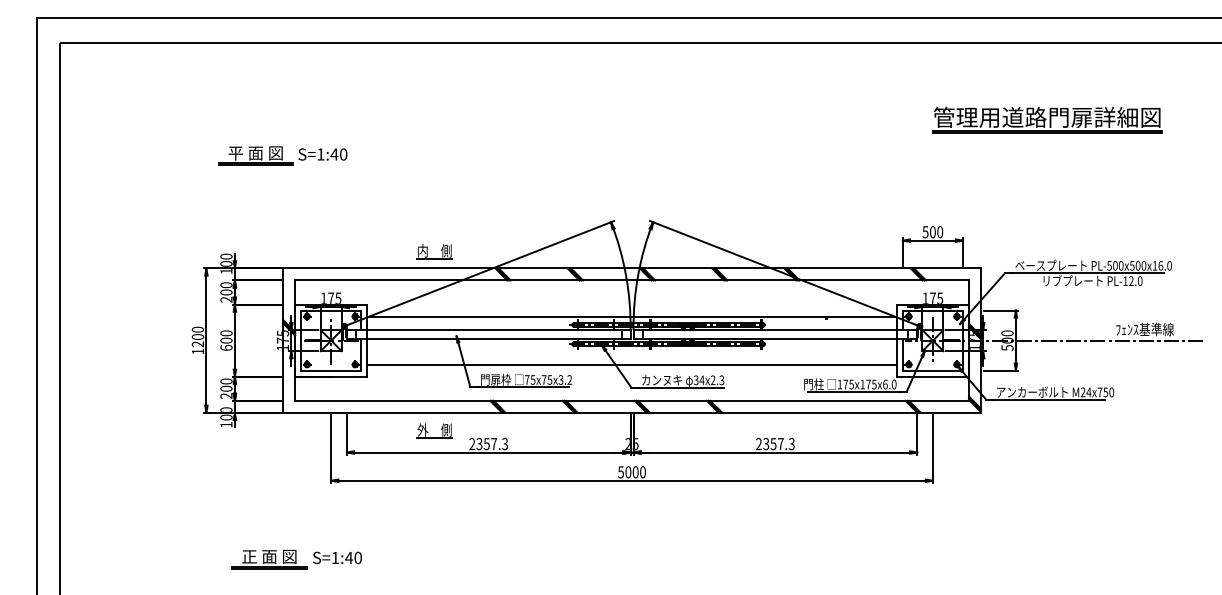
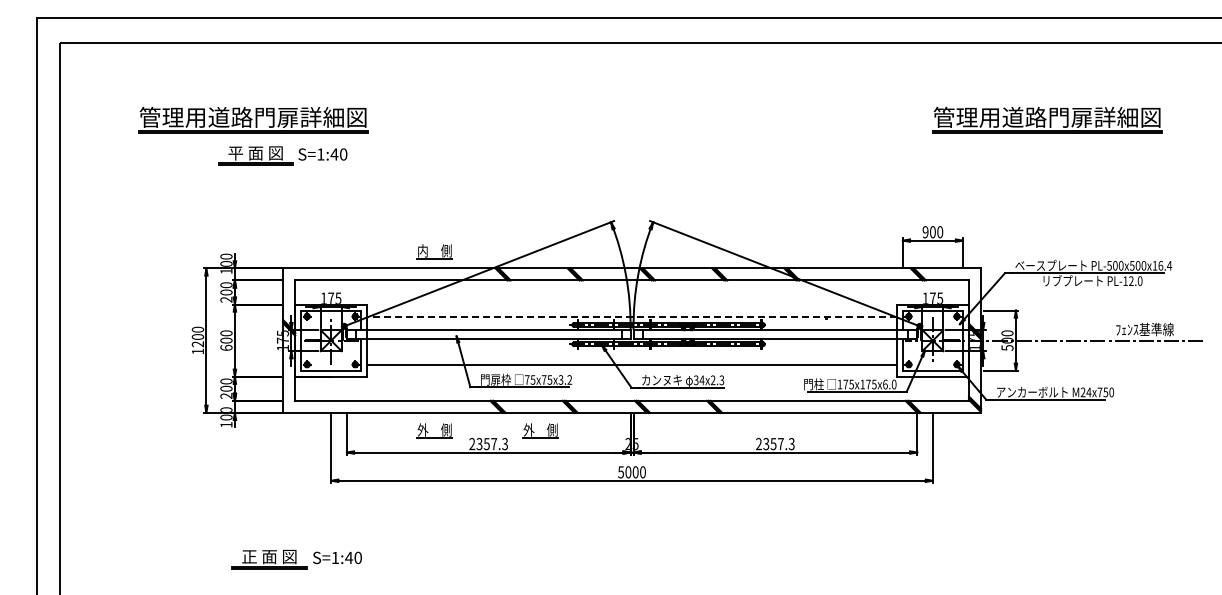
part: none -> present (253, 119)
text: 500 -> 900 (925, 232)
text: PL-500x500x16.0 -> PL-500x500x16.4 (1169, 265)
line: solid -> dashed (632, 316)
part: none -> present (534, 432)
